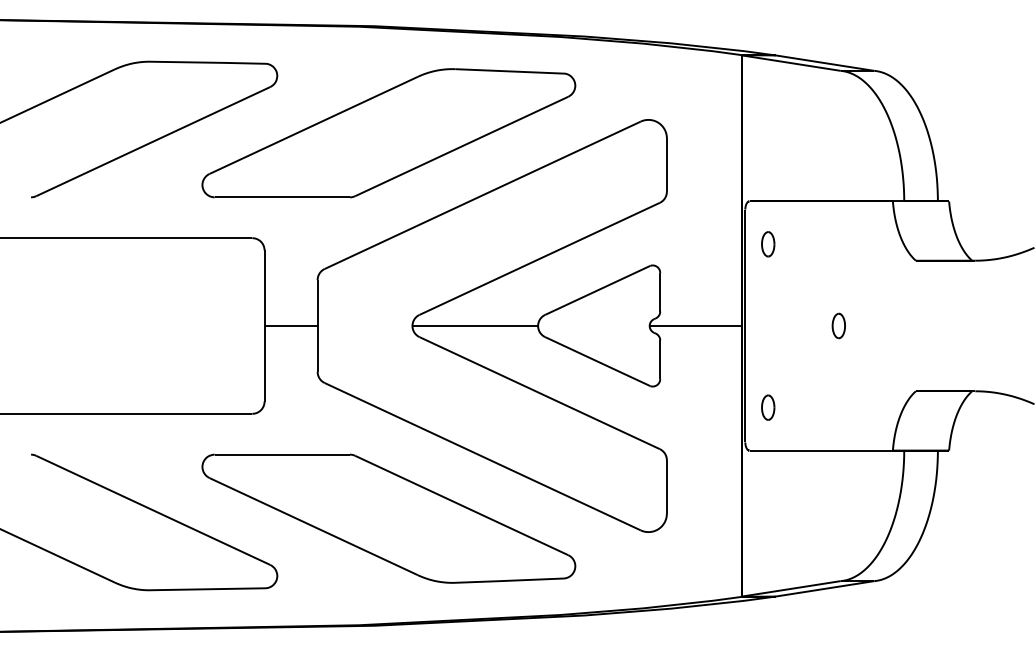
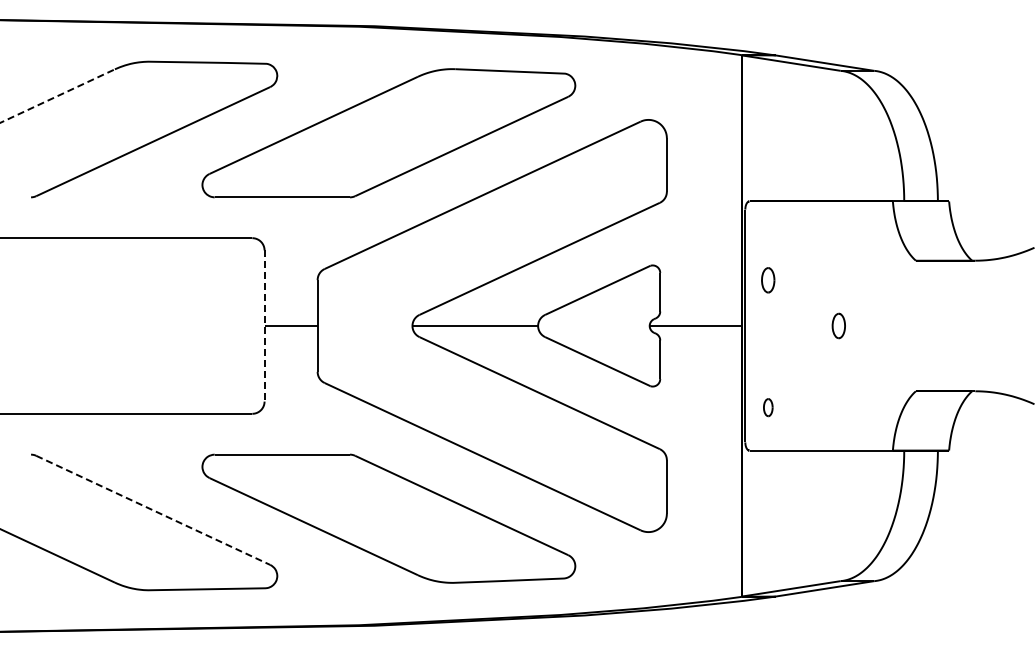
line: solid -> dashed (58, 95)
part position: (768, 244) -> (768, 280) (768, 280)
line: solid -> dashed (264, 326)
part size: 15x27 px -> 11x20 px (768, 407)
line: solid -> dashed (153, 510)
